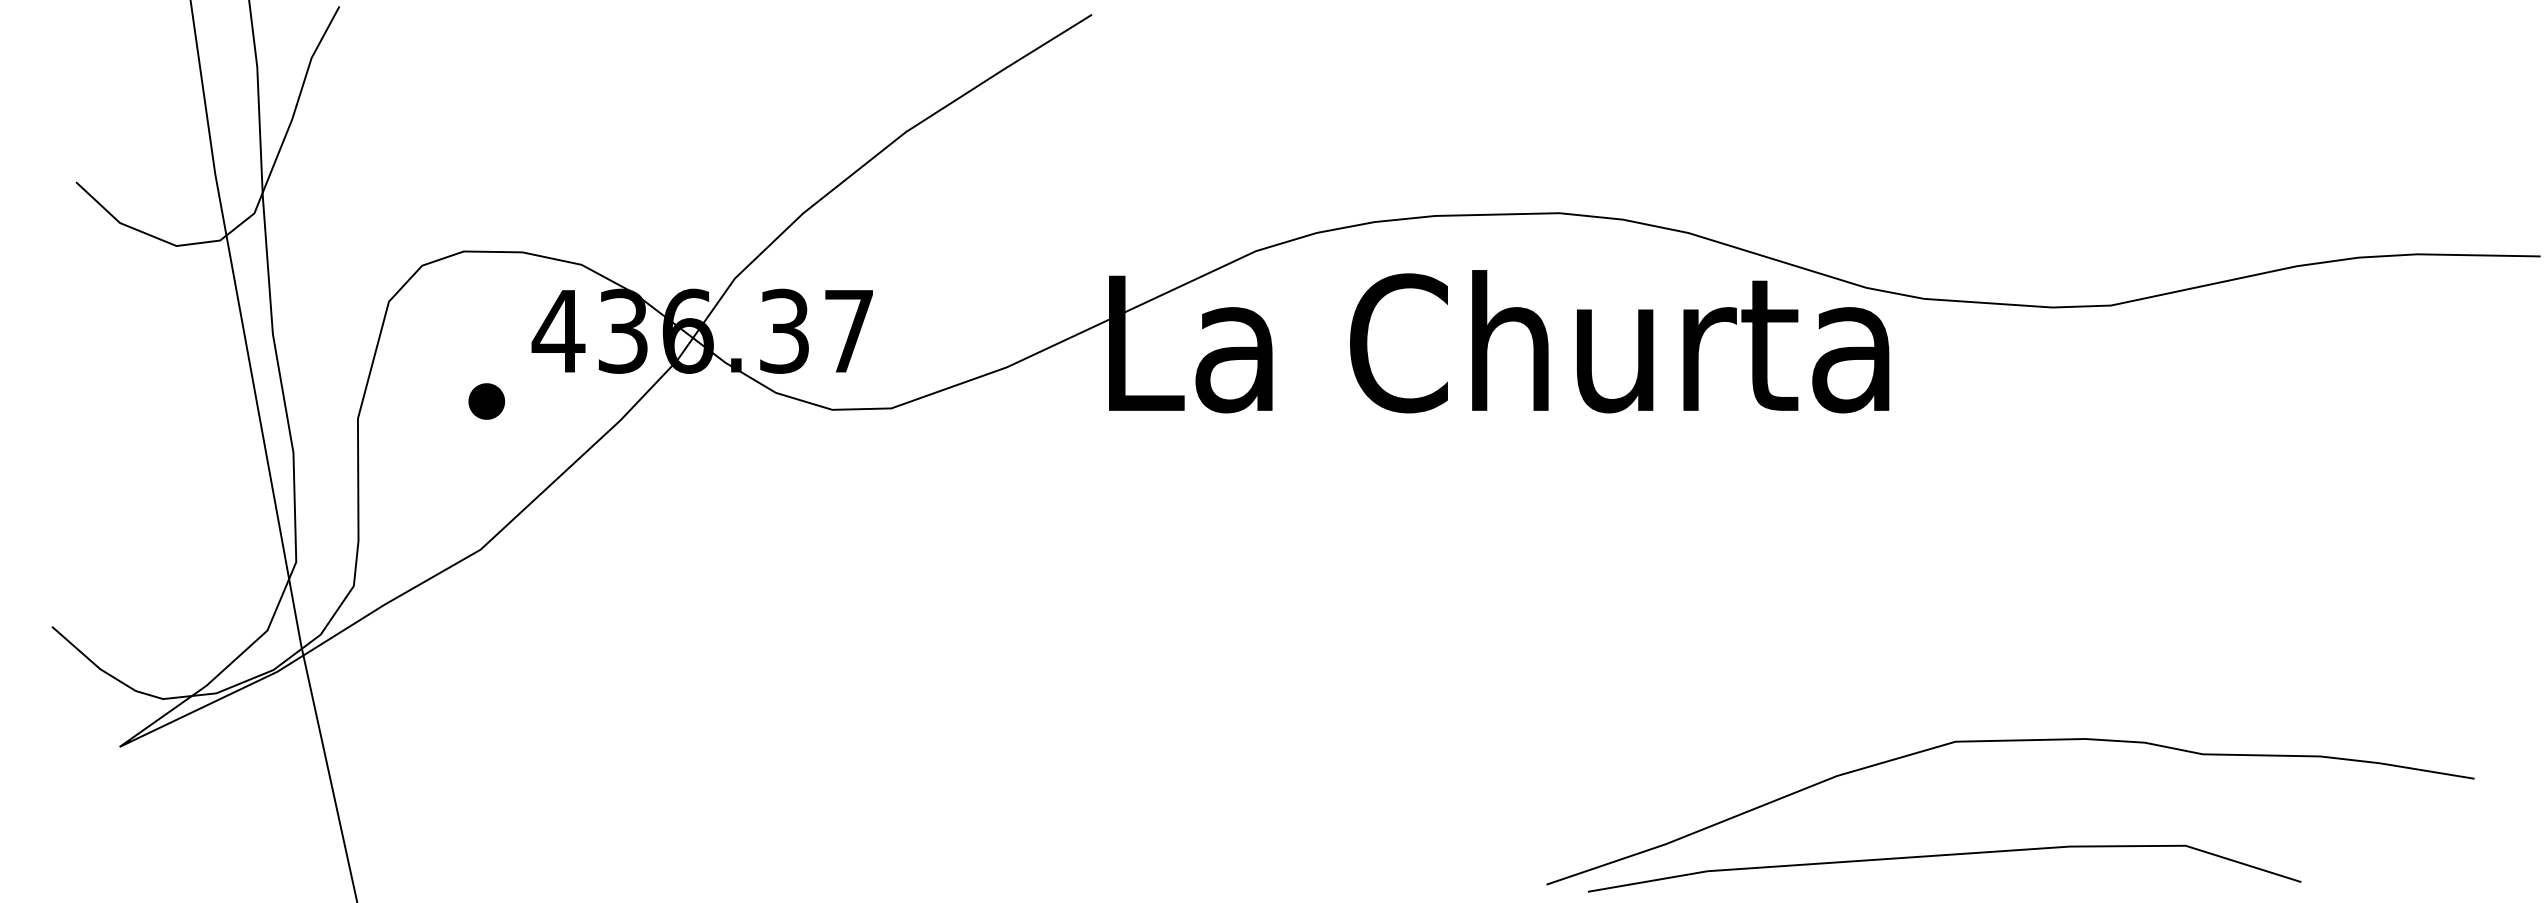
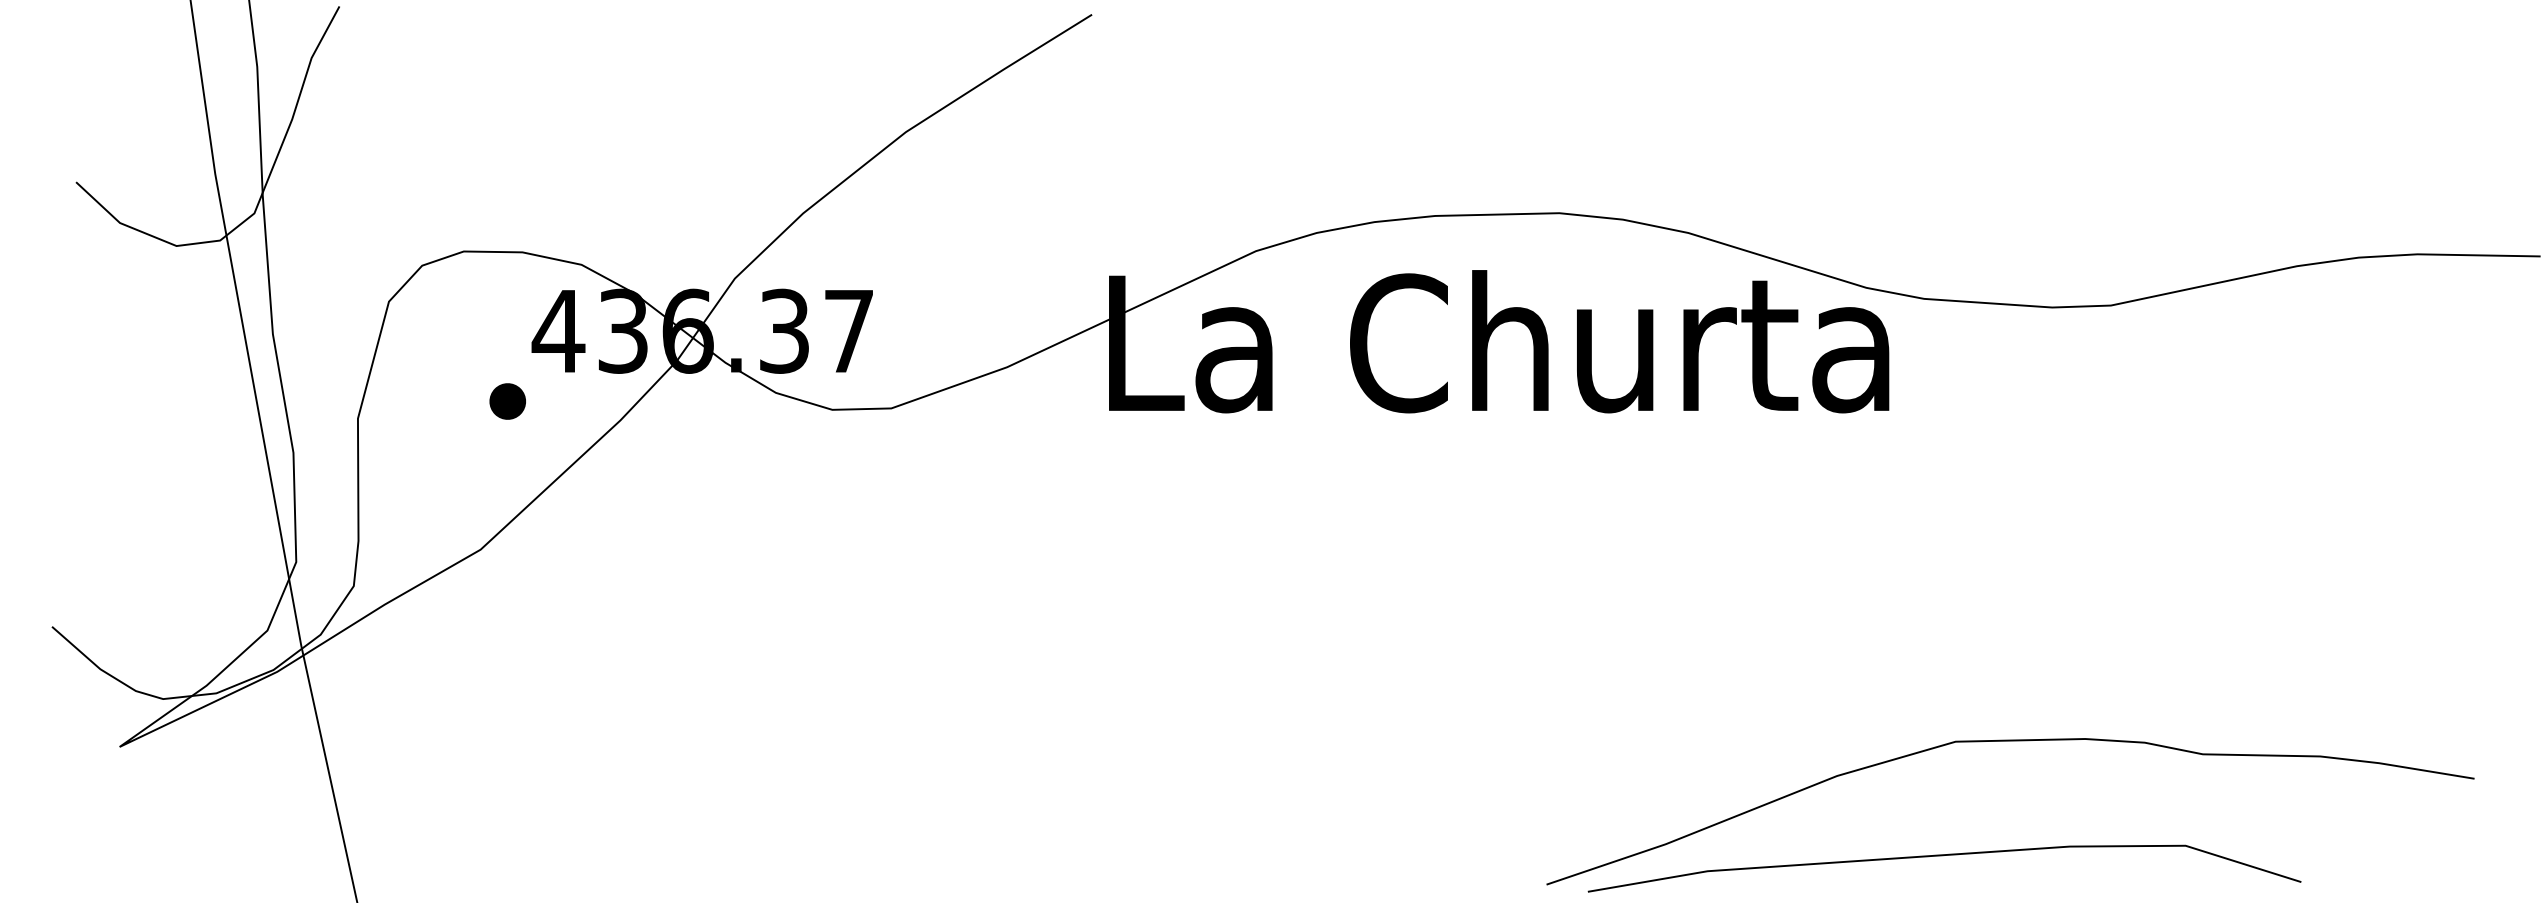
part position: (486, 401) -> (507, 401) (507, 401)
